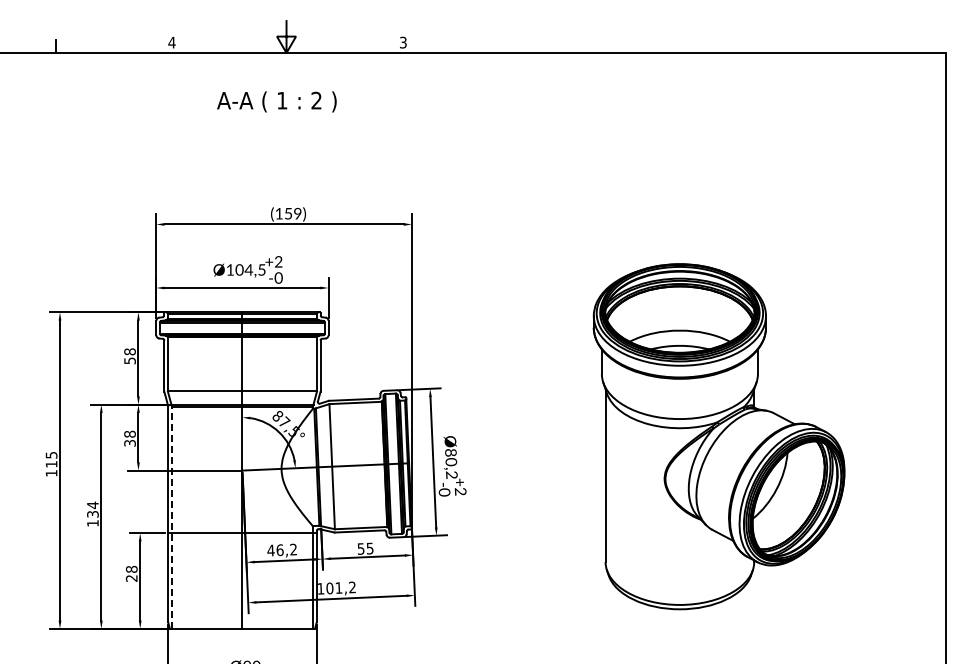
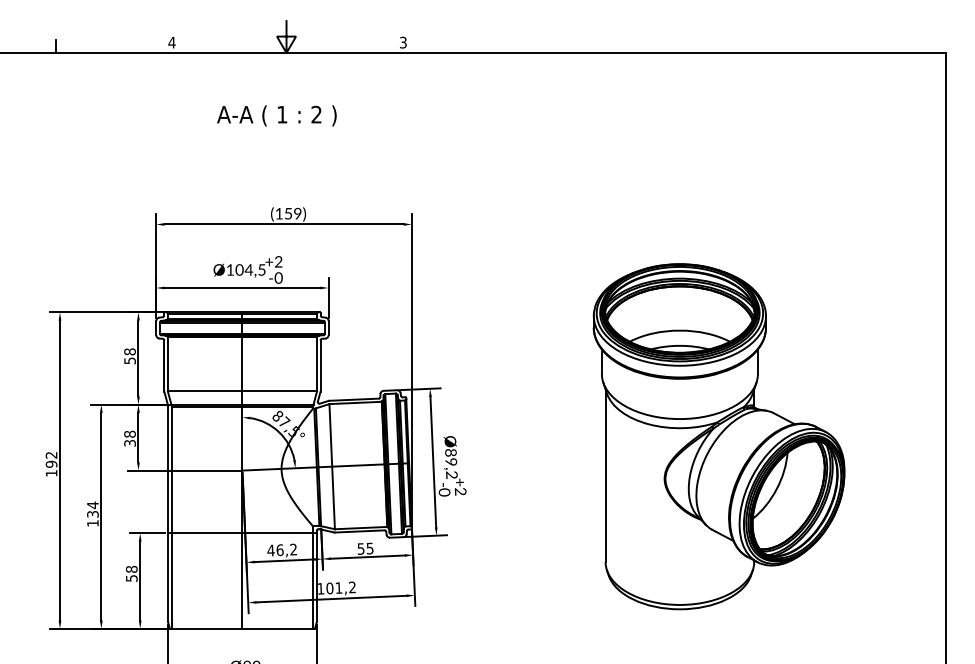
text position: (276, 101) -> (276, 115) (276, 115)
text: 115 -> 192 (51, 459)
text: Ø80,2 -> Ø89,2 (450, 462)
line: dashed -> solid (172, 517)
text: 28 -> 58 (131, 578)
